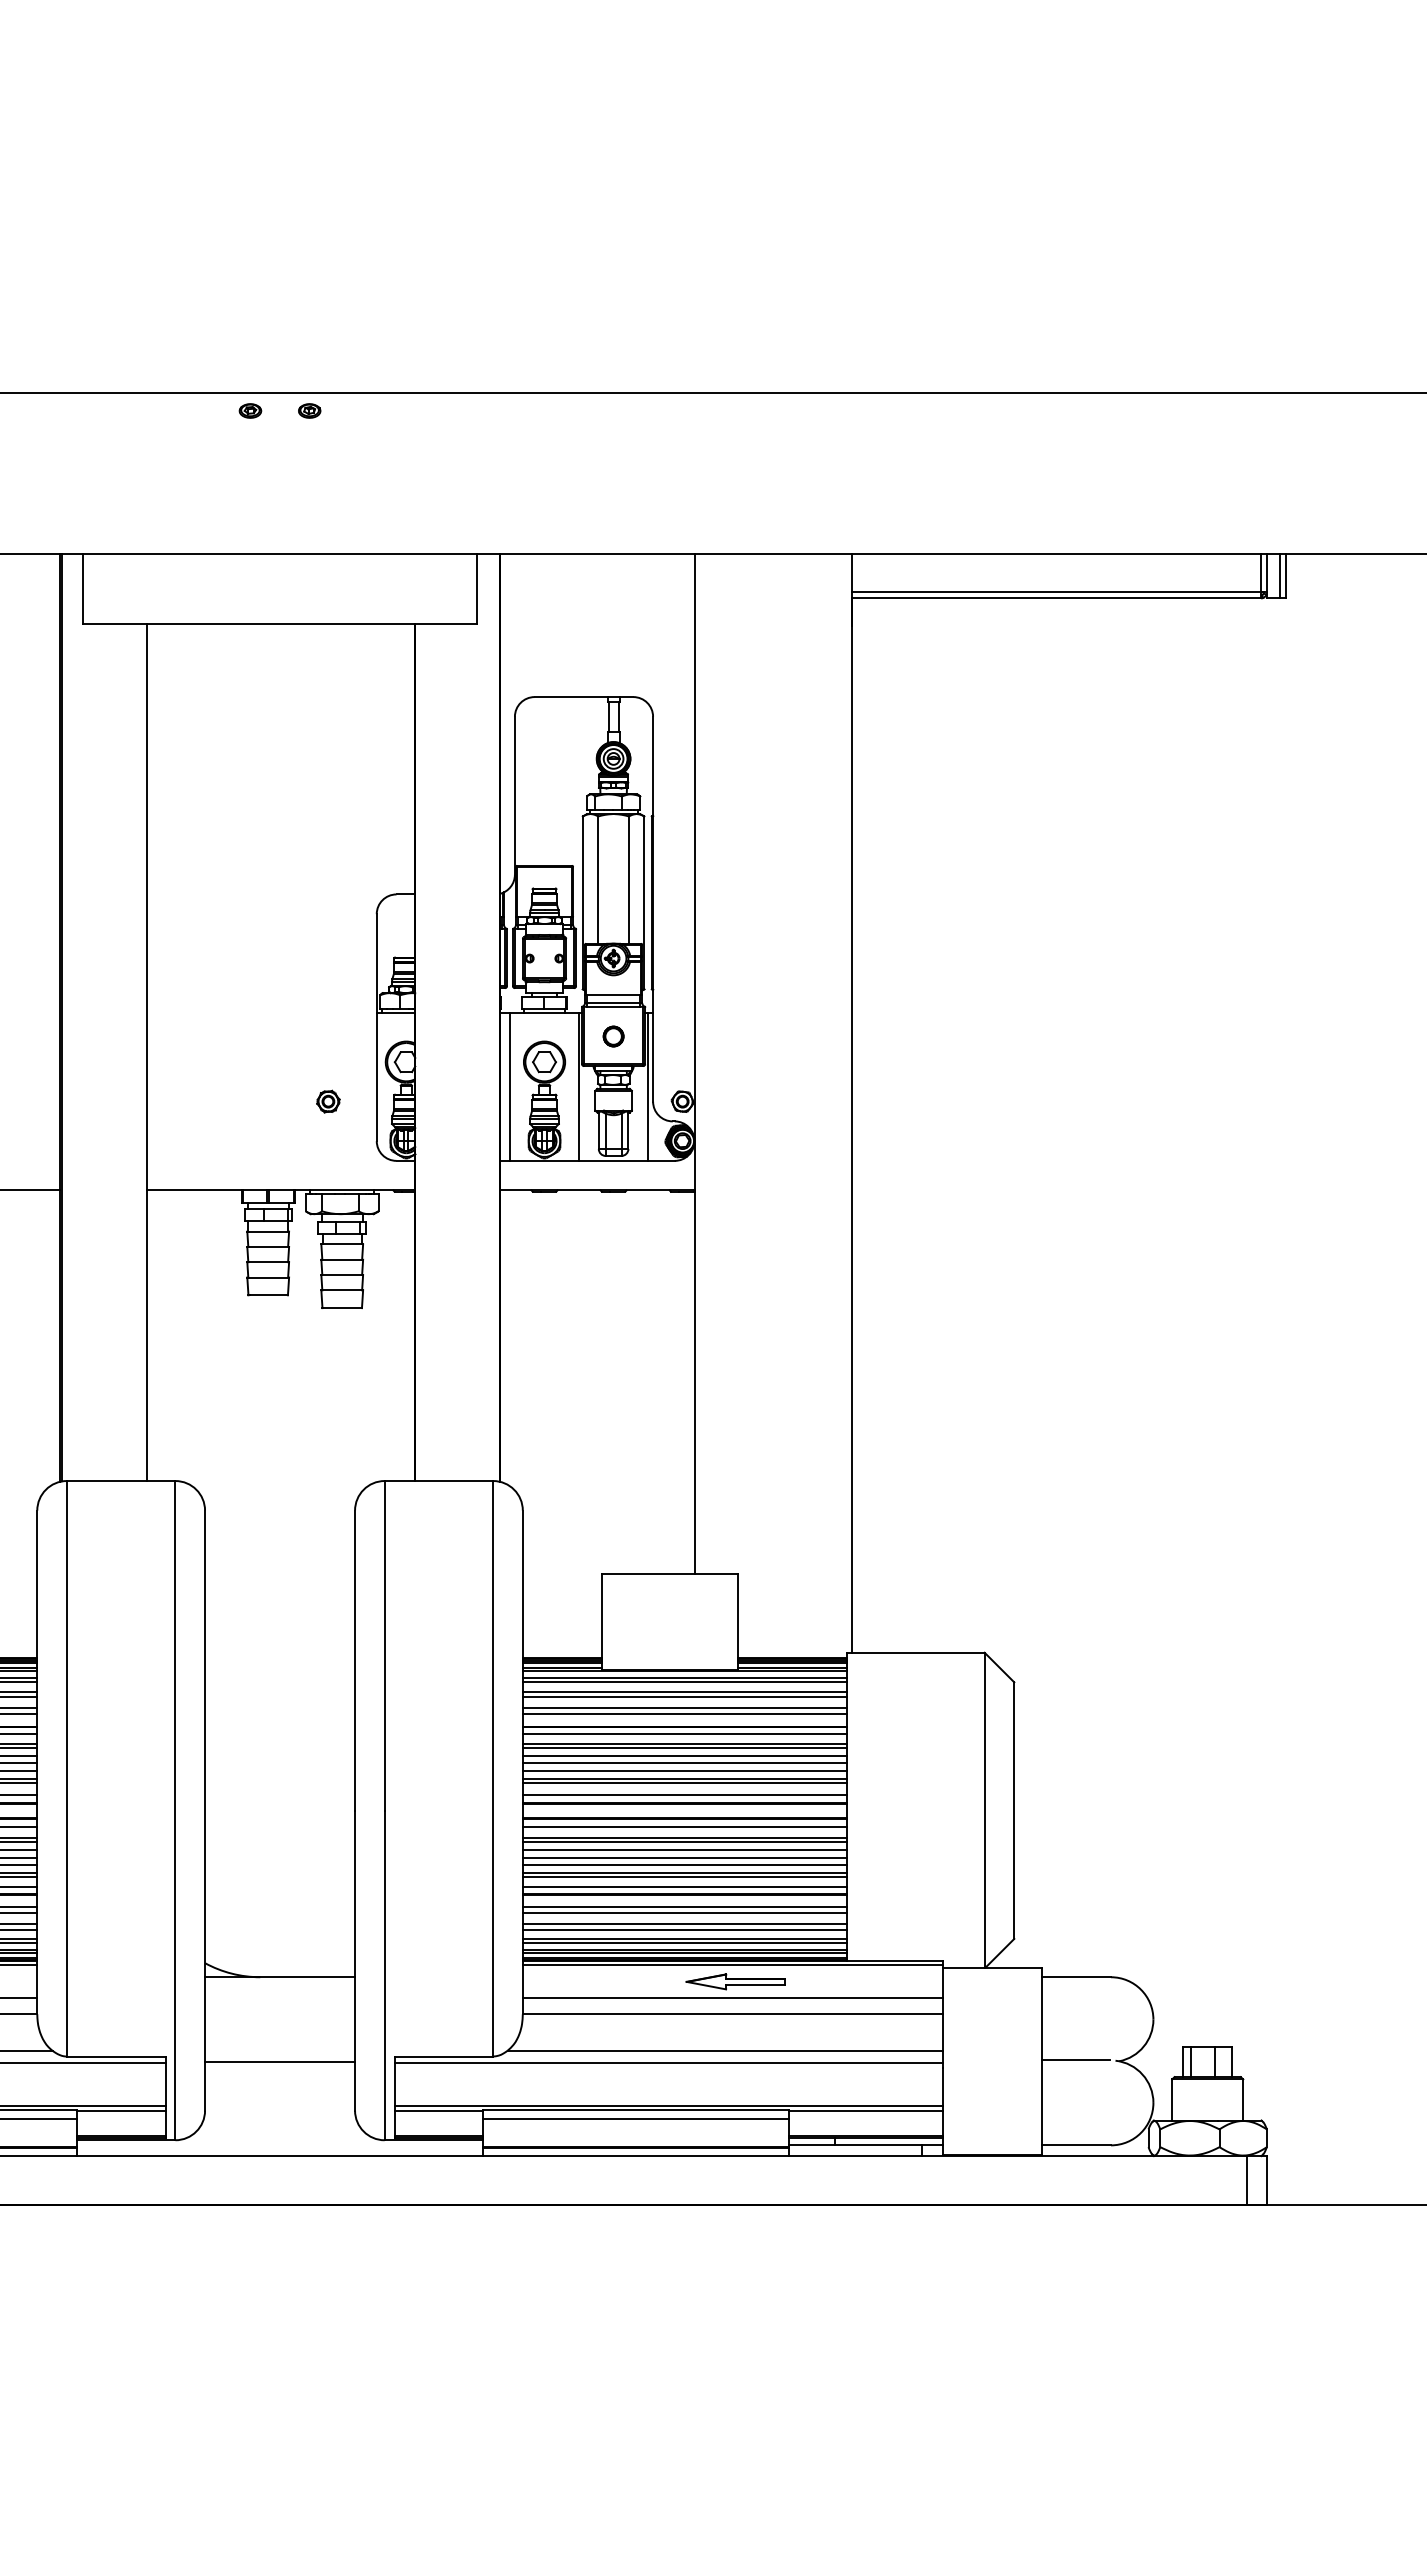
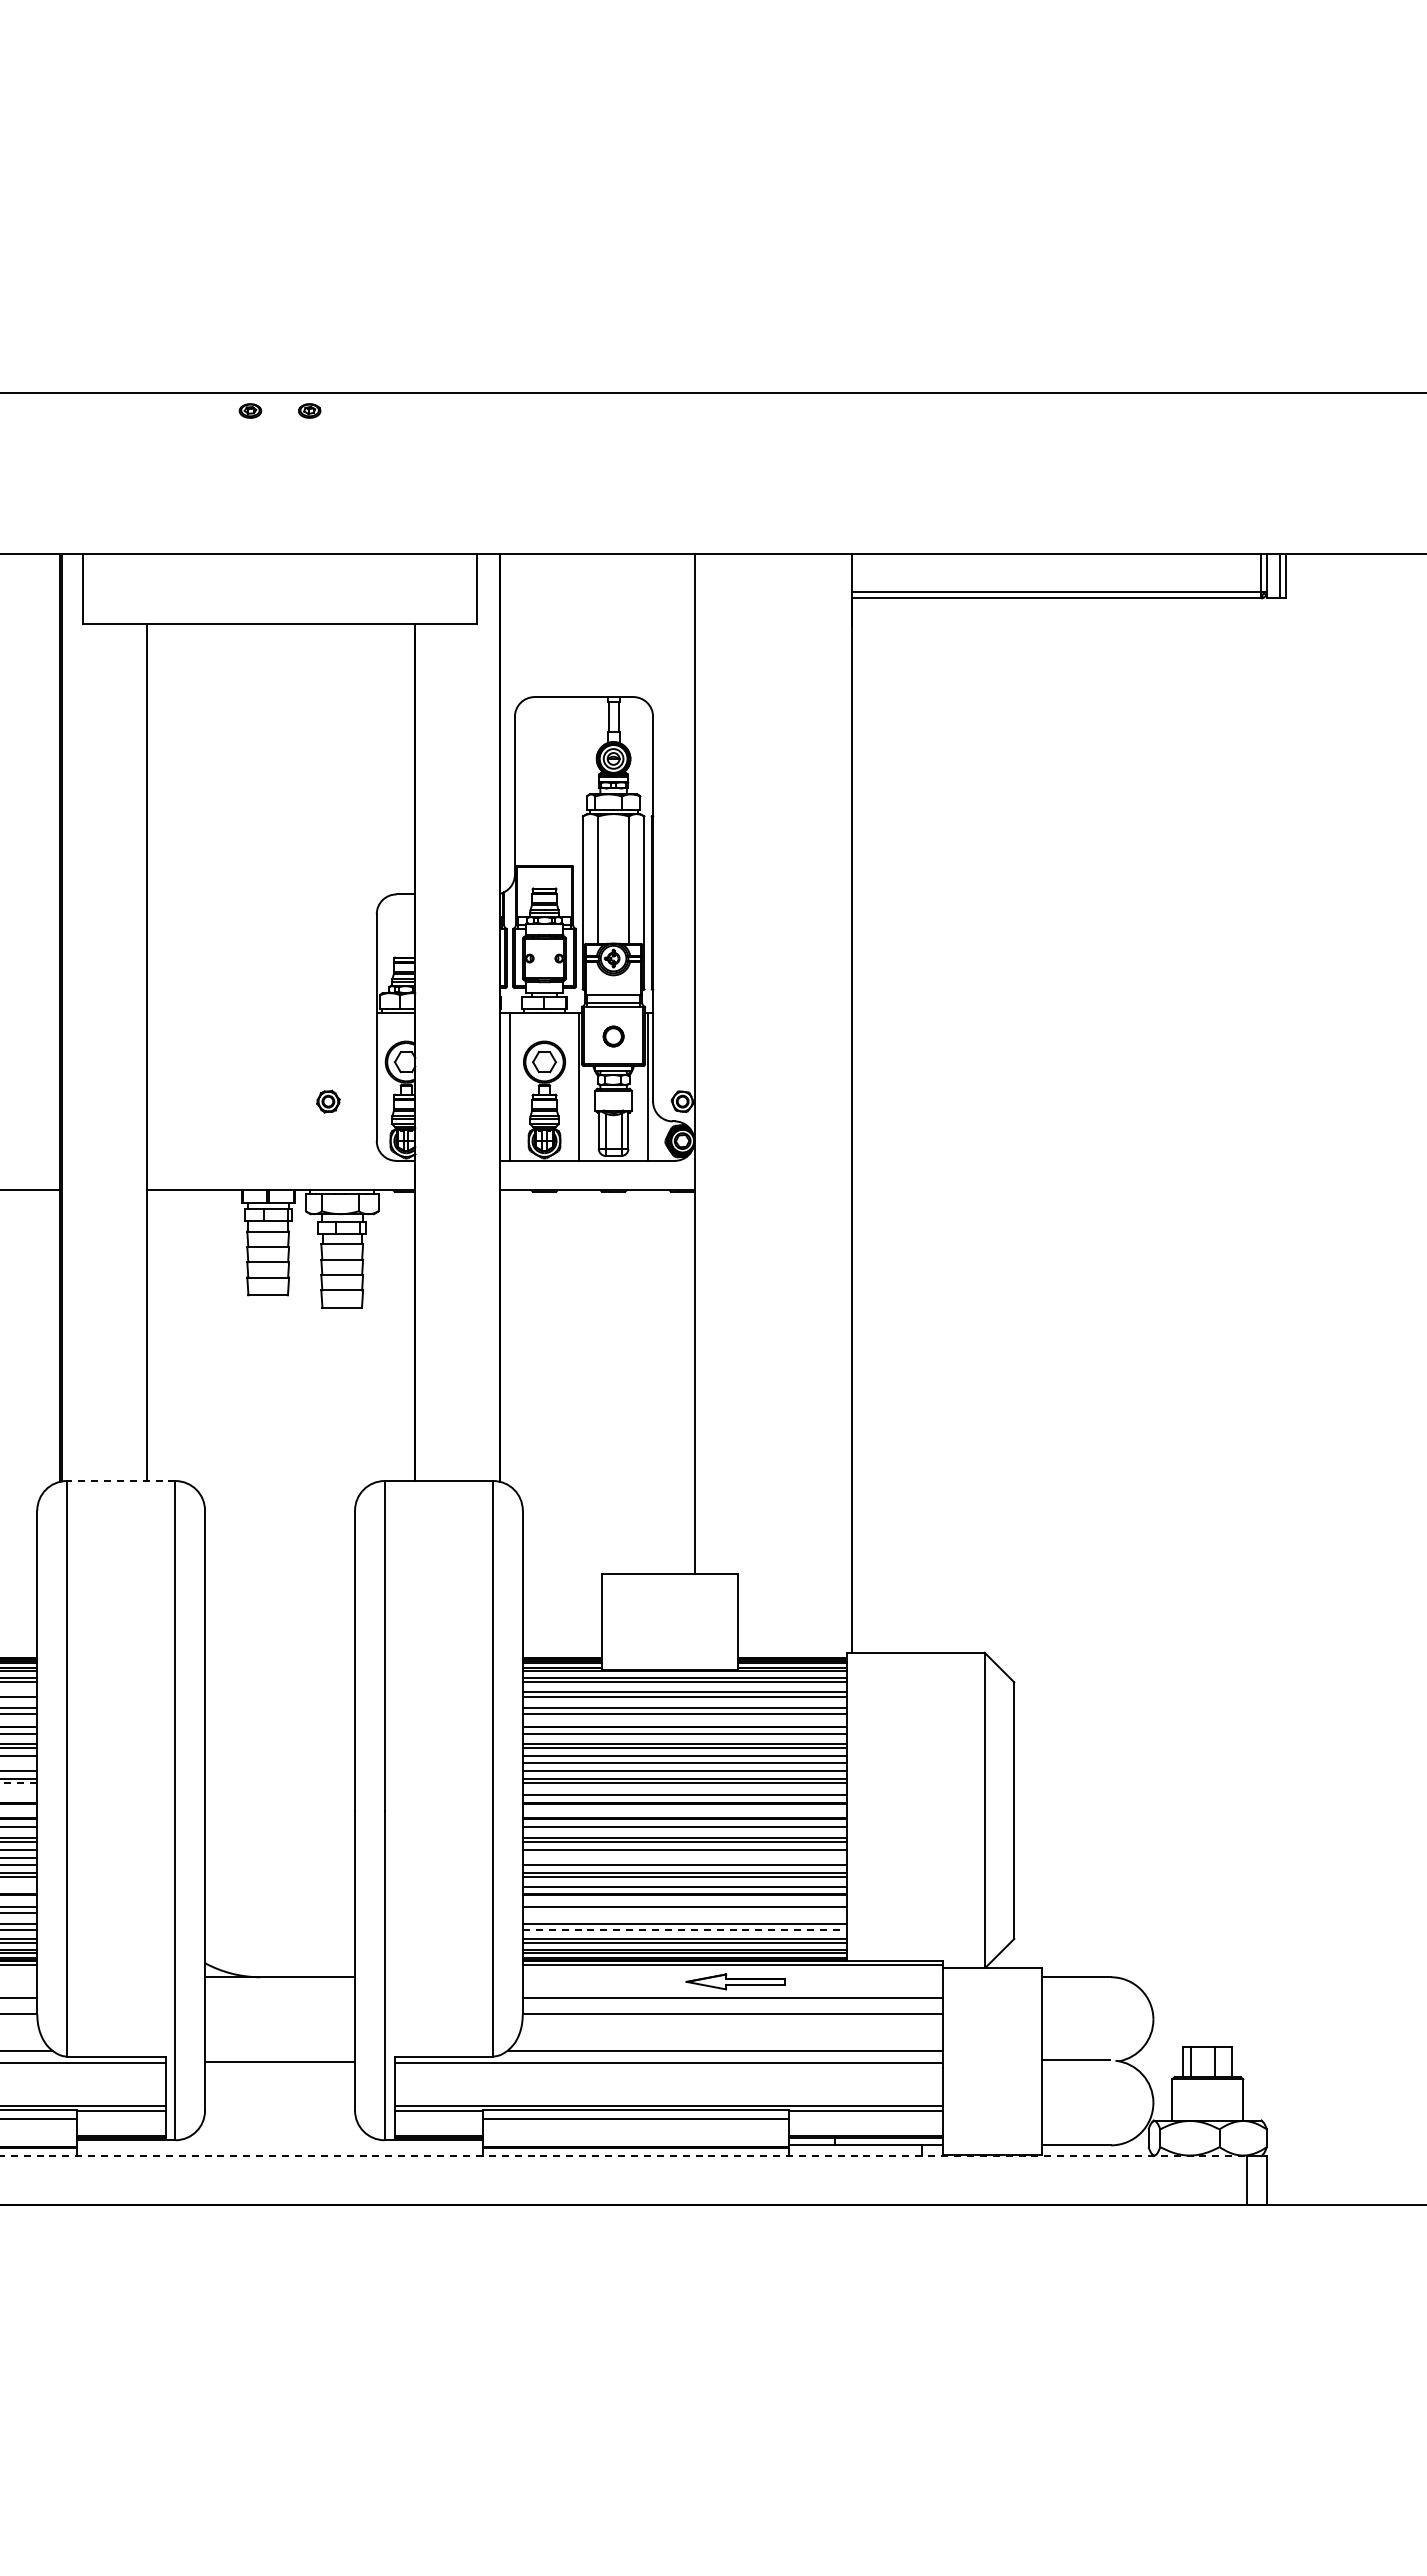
line: solid -> dashed (120, 1481)
line: present -> none (19, 1691)
line: present -> none (19, 1762)
line: solid -> dashed (18, 1783)
line: present -> none (19, 1794)
line: present -> none (684, 1858)
line: present -> none (19, 1887)
line: present -> none (684, 1913)
line: solid -> dashed (684, 1929)
line: solid -> dashed (624, 2156)
